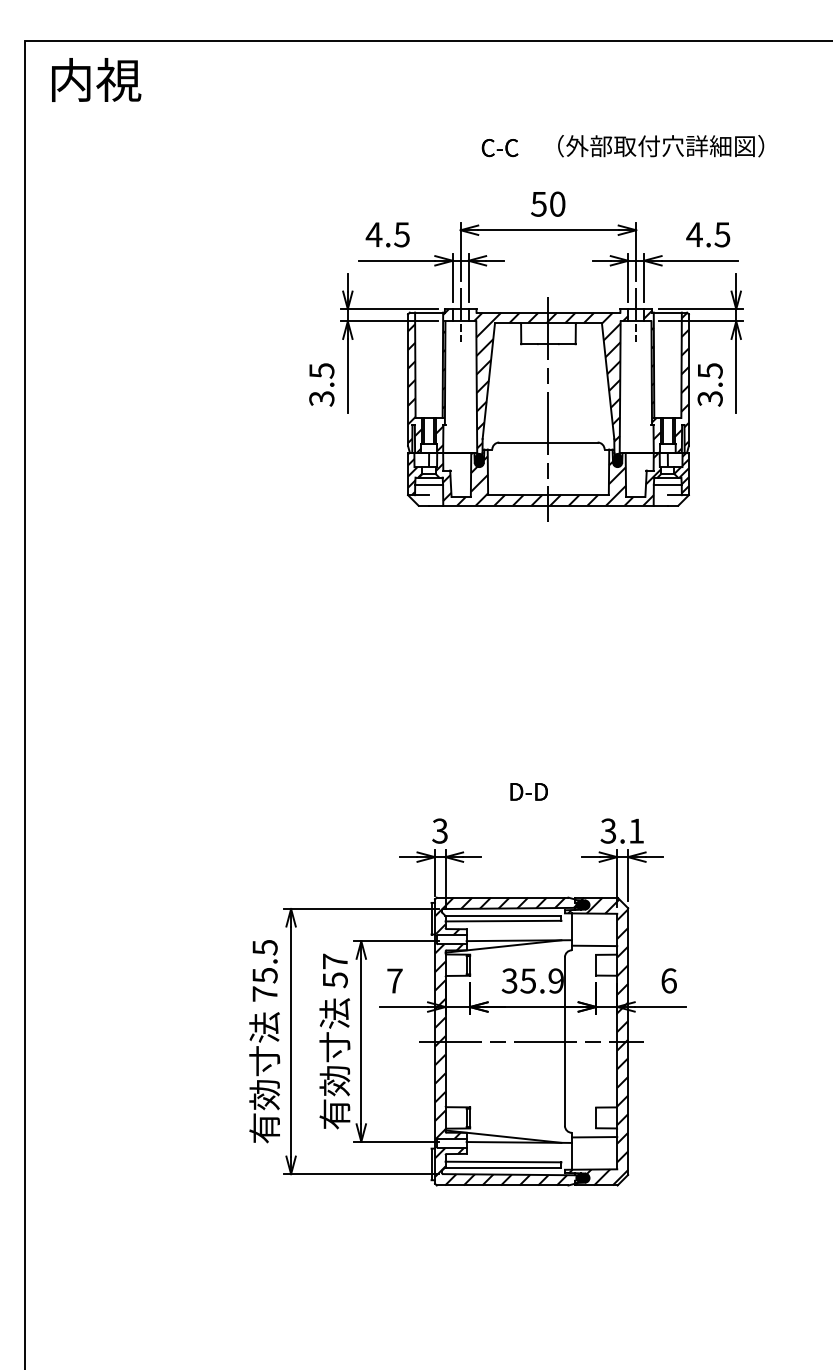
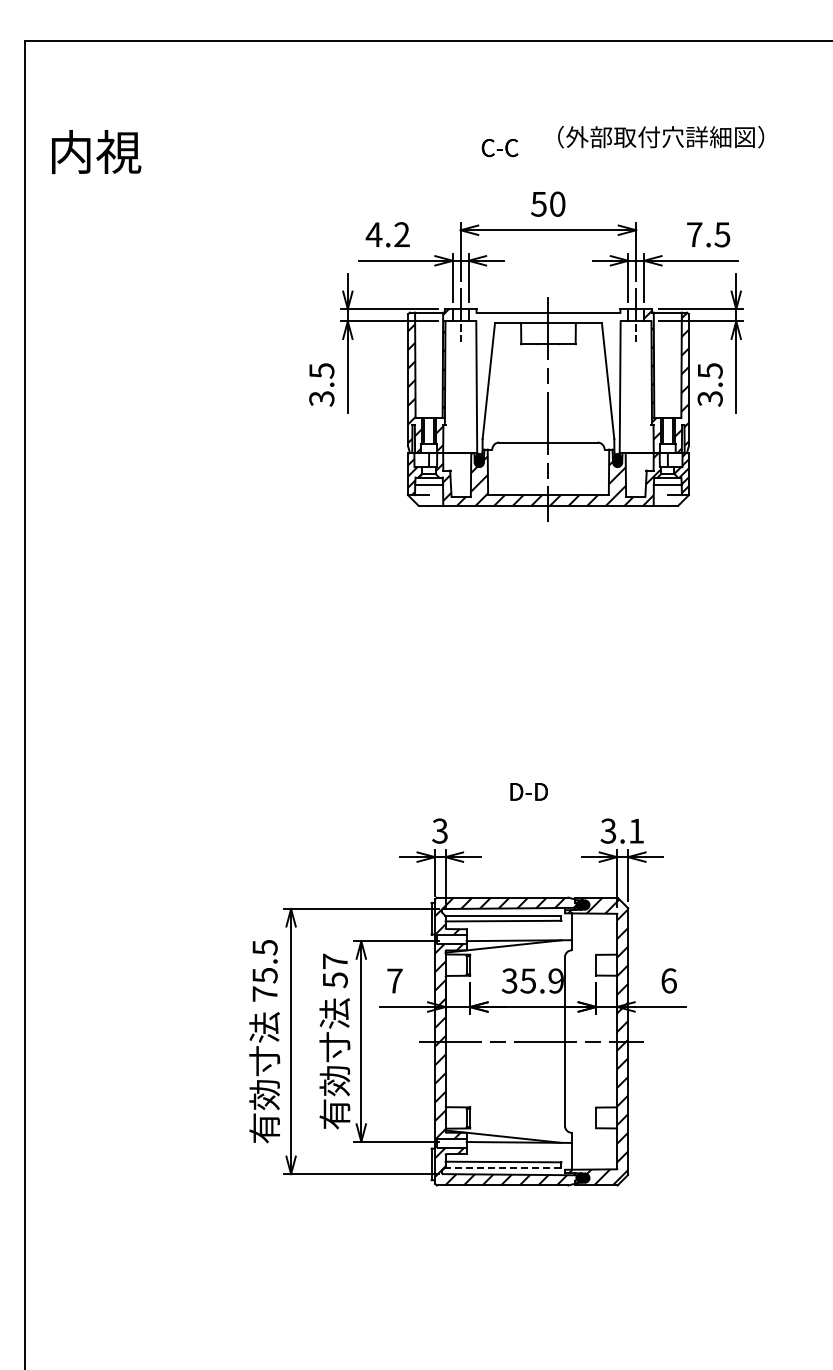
text position: (96, 79) -> (96, 151) (96, 151)
text position: (661, 146) -> (661, 137) (661, 137)
text: 4.5 -> 4.2 (401, 234)
text: 4.5 -> 7.5 (694, 234)
hatch: present -> none (550, 385)
line: present -> none (594, 945)
line: present -> none (594, 1137)
line: solid -> dashed (502, 1167)
